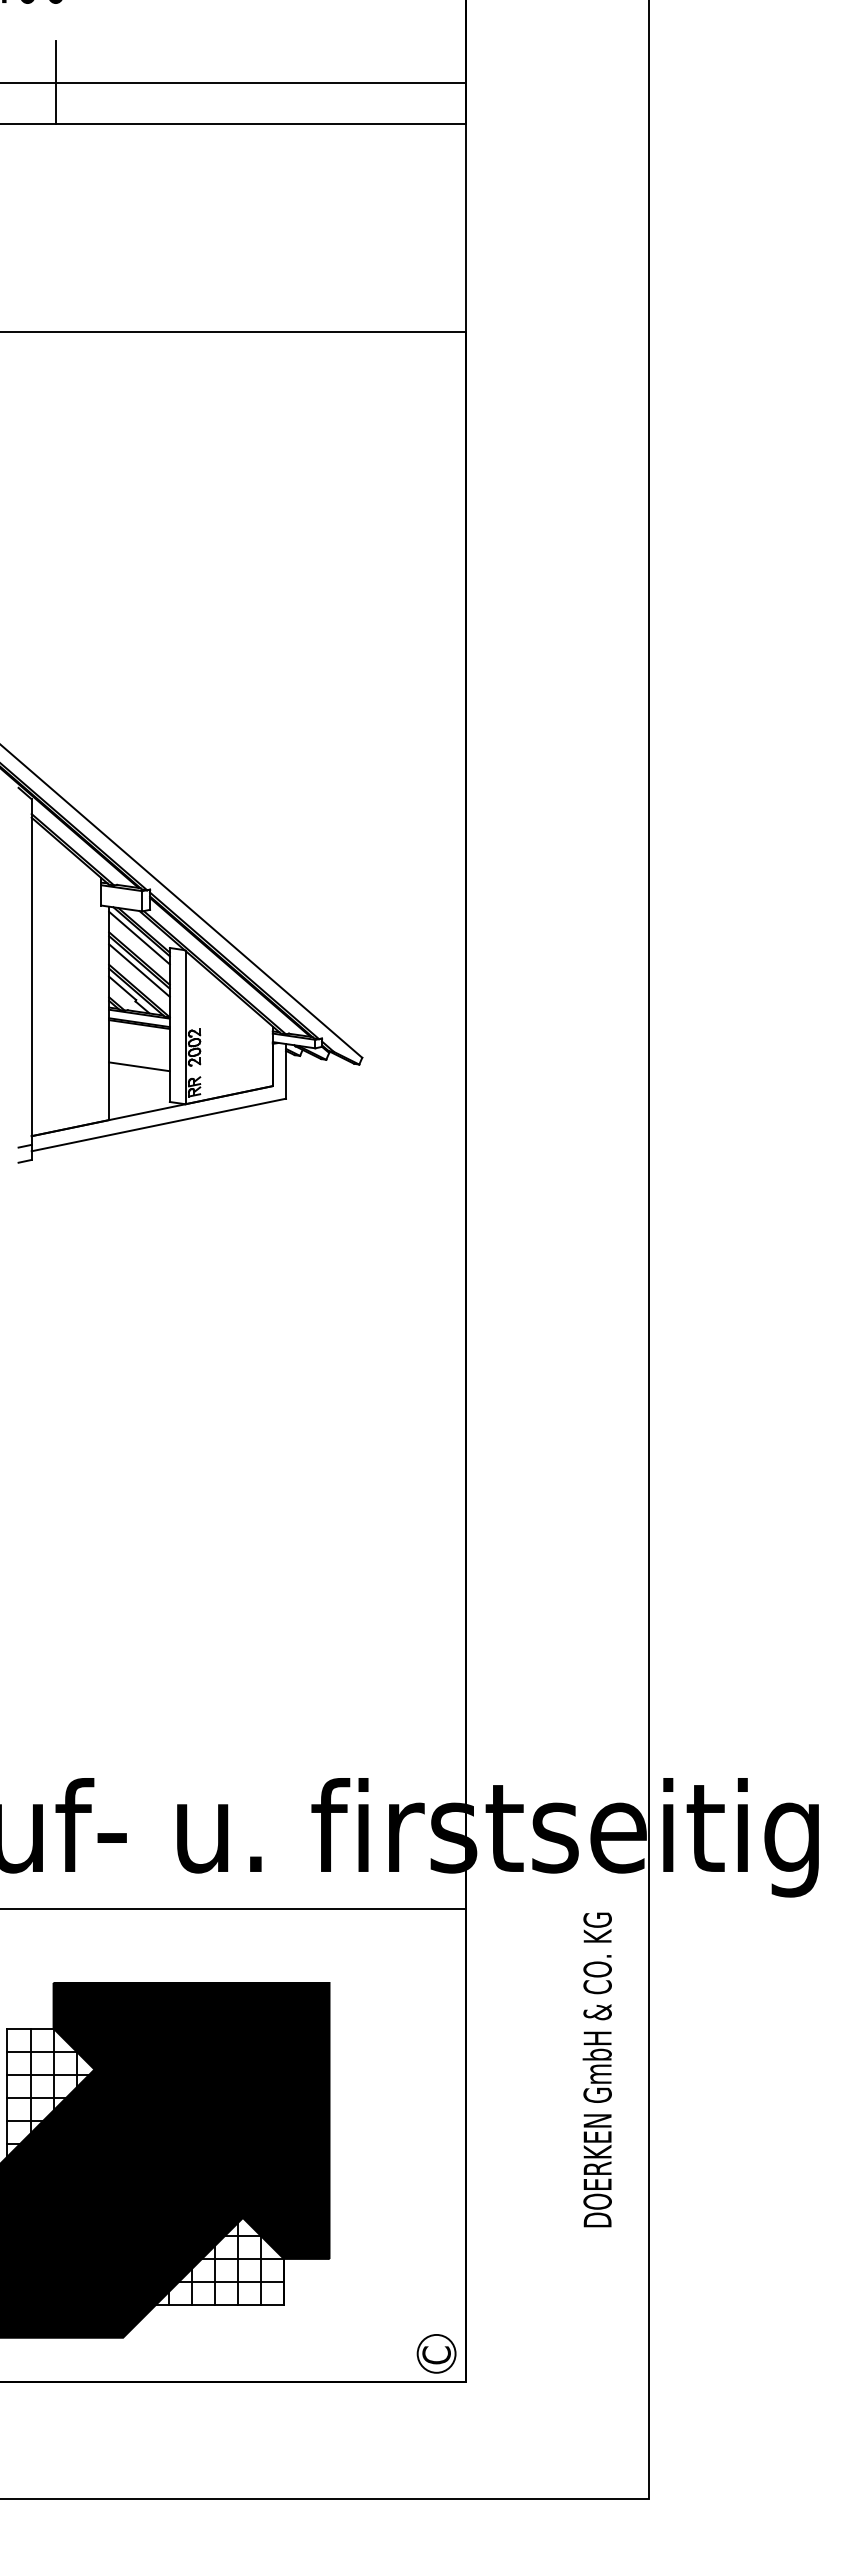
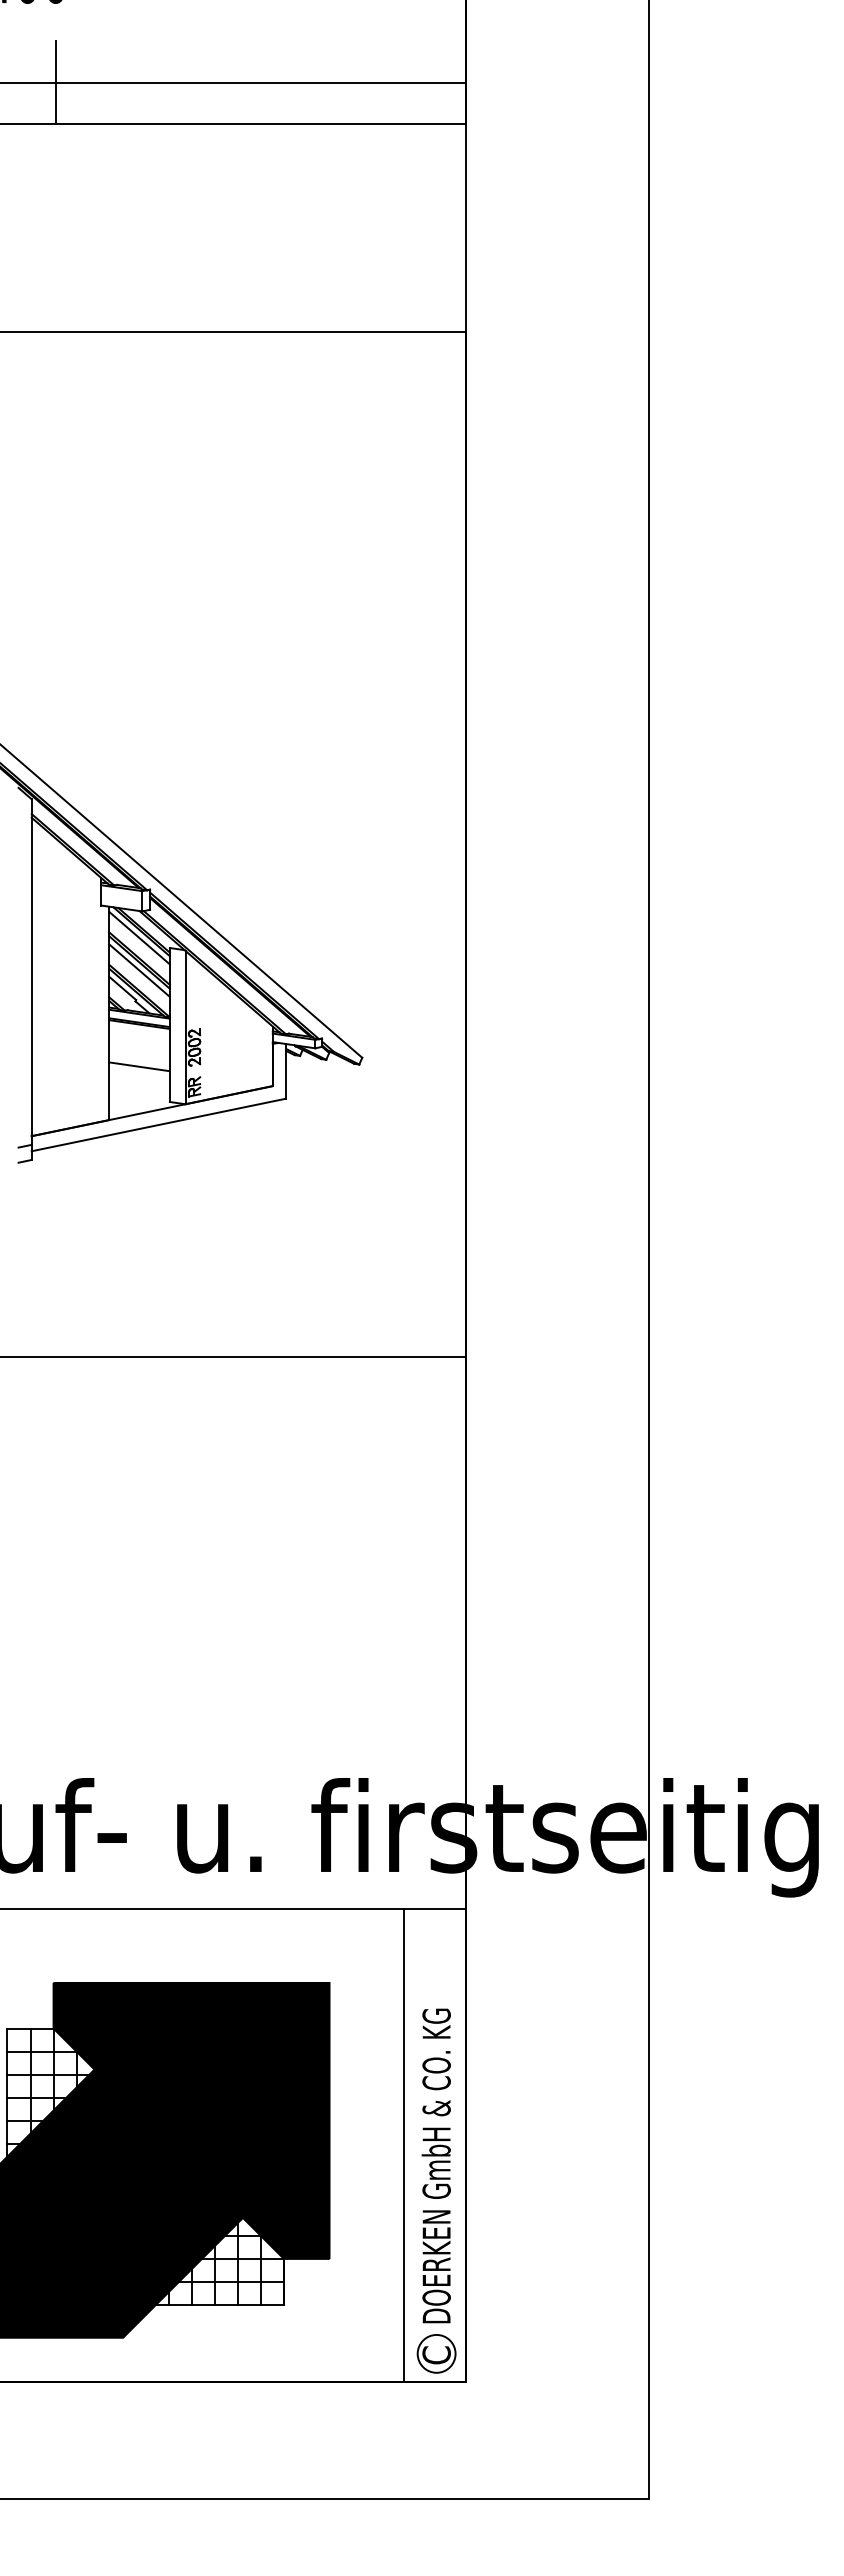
line: none -> present (234, 1356)
text position: (596, 2069) -> (435, 2165) (435, 2165)
line: none -> present (403, 2144)
